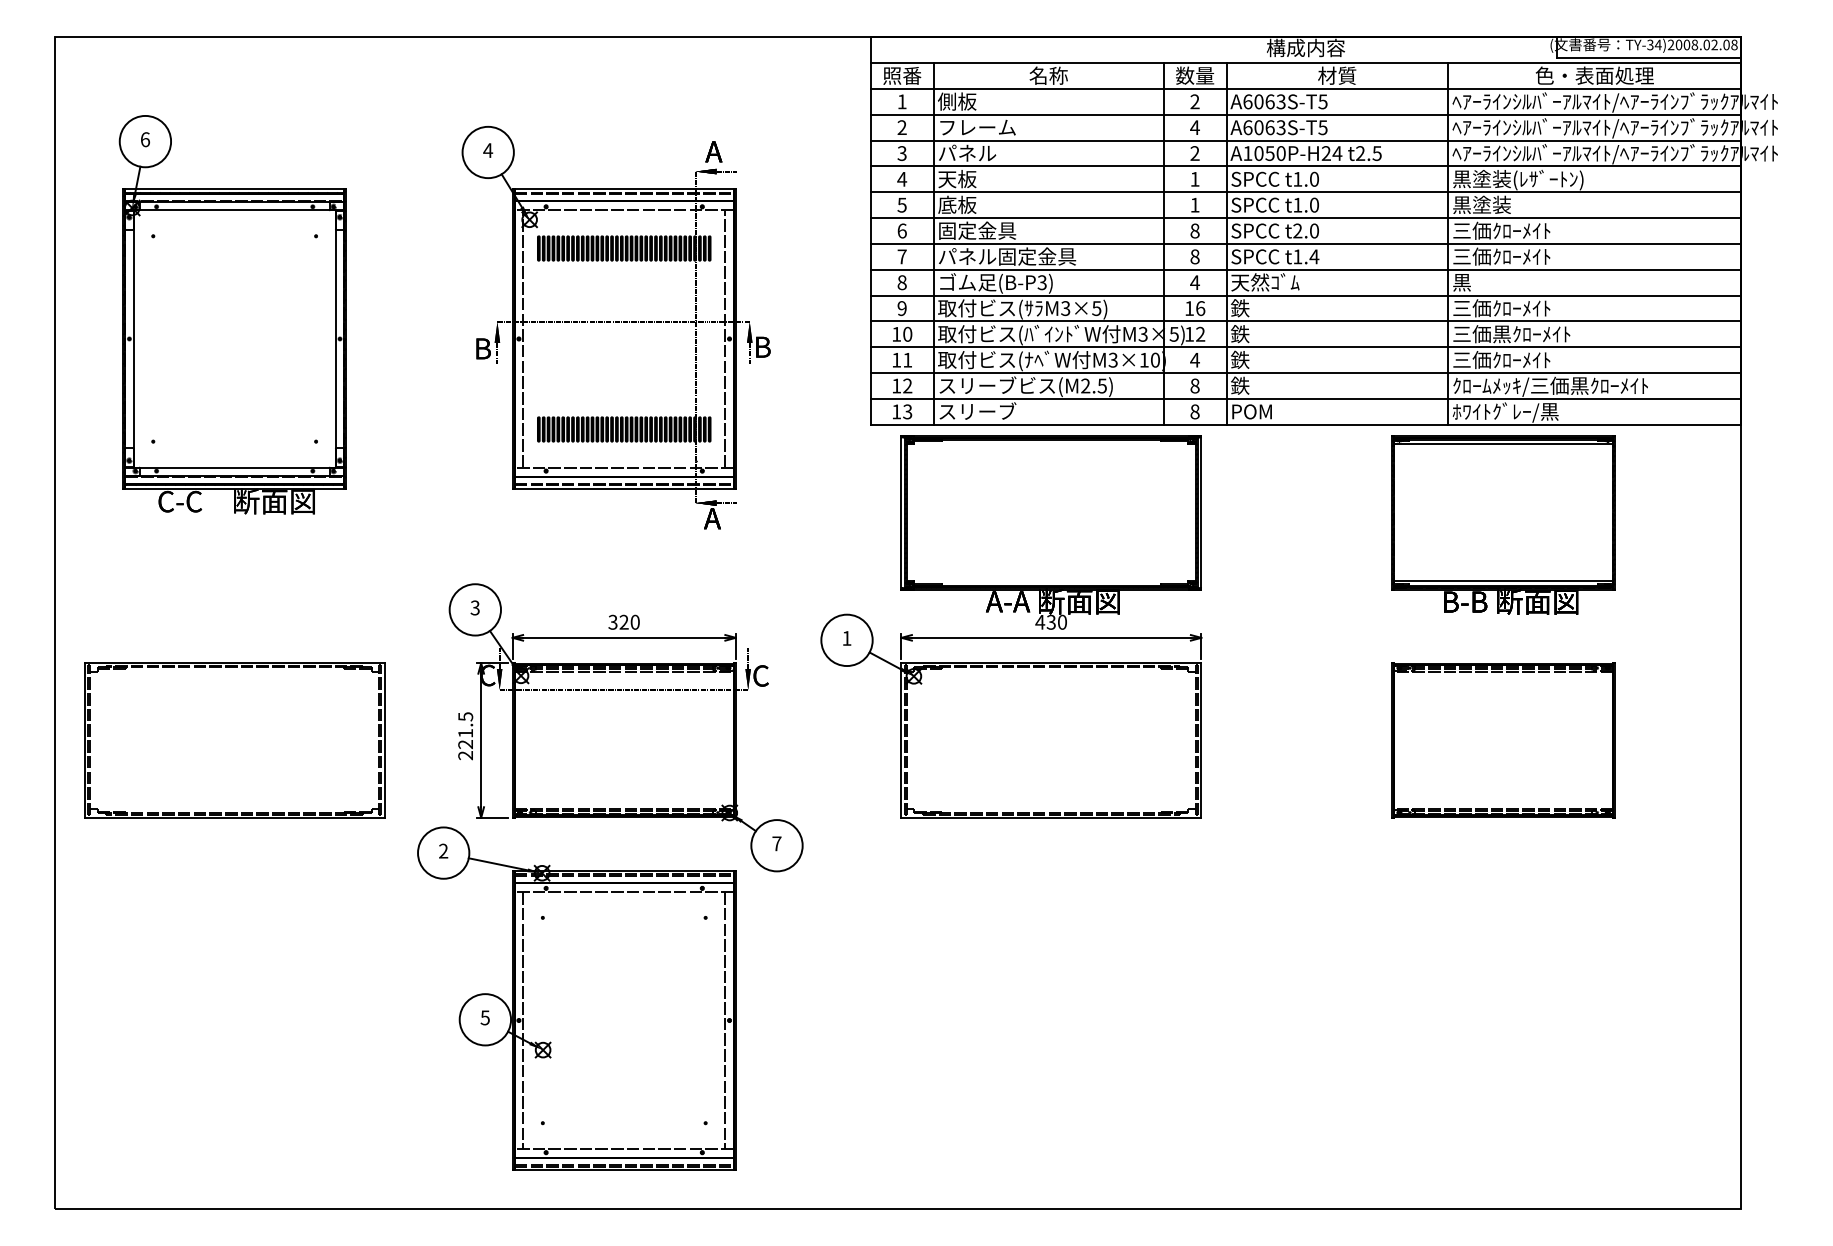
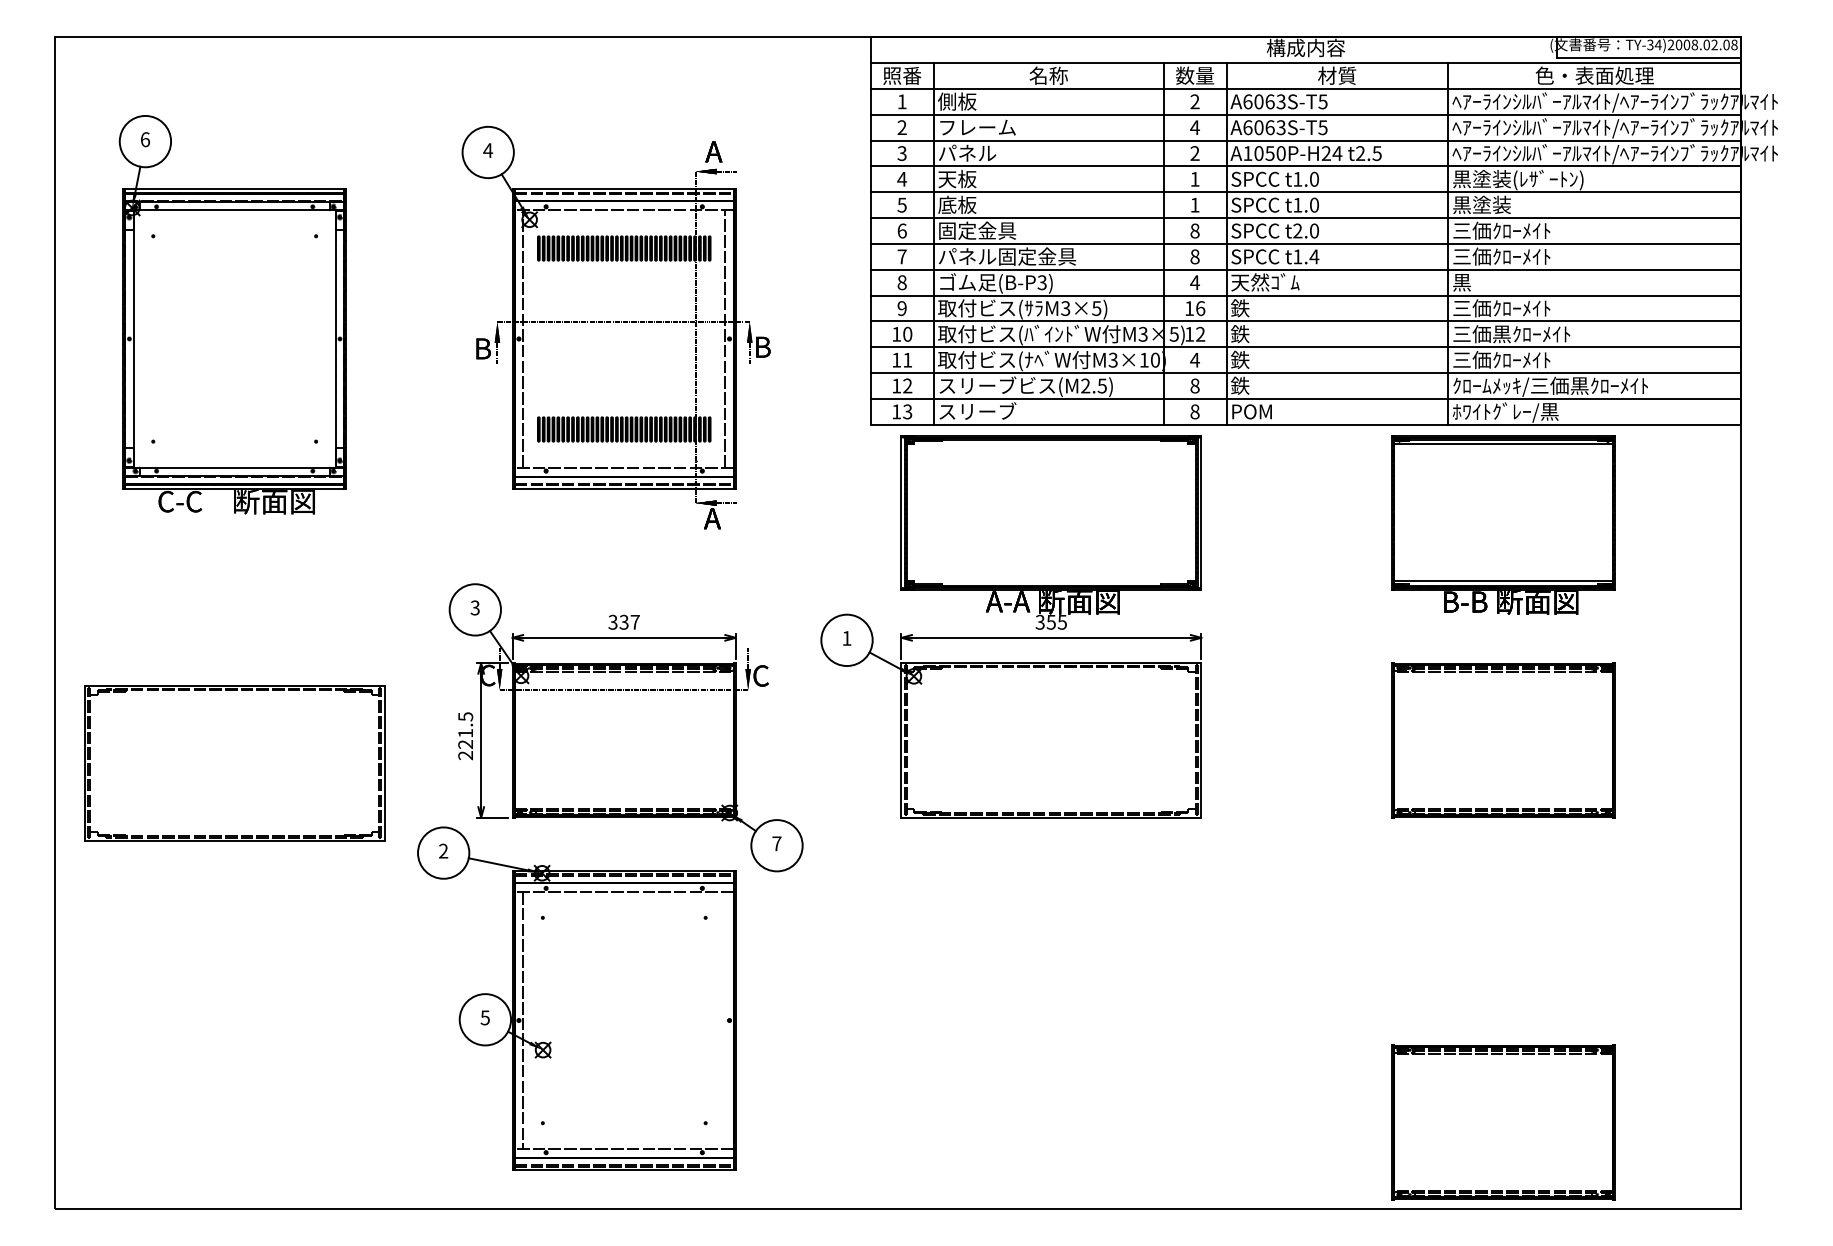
text: 320 -> 337 (629, 621)
text: 430 -> 355 (1050, 621)
part position: (234, 740) -> (234, 763) (234, 763)
line: present -> none (725, 1020)
part: none -> present (1503, 1122)
